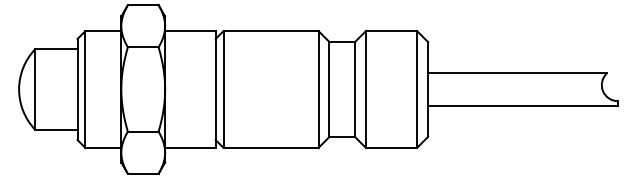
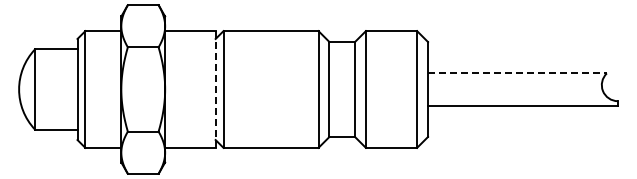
line: solid -> dashed (517, 73)
line: solid -> dashed (215, 90)
